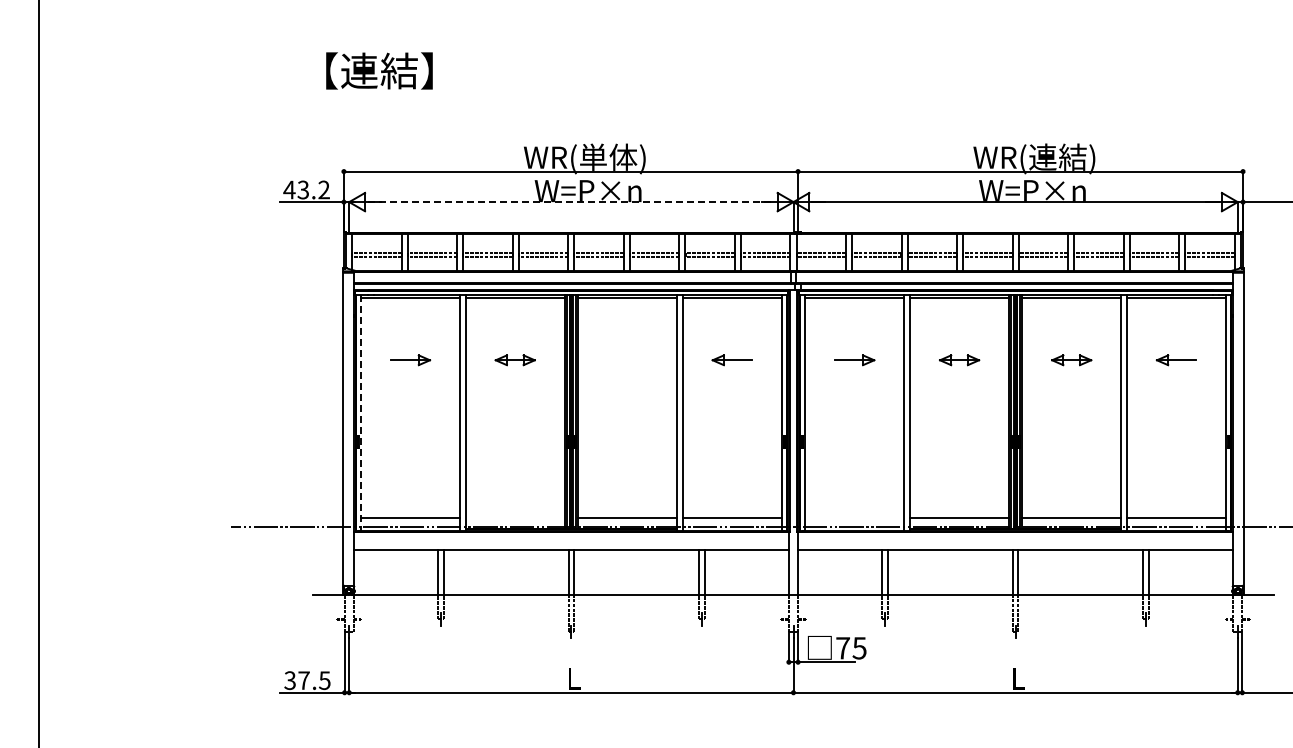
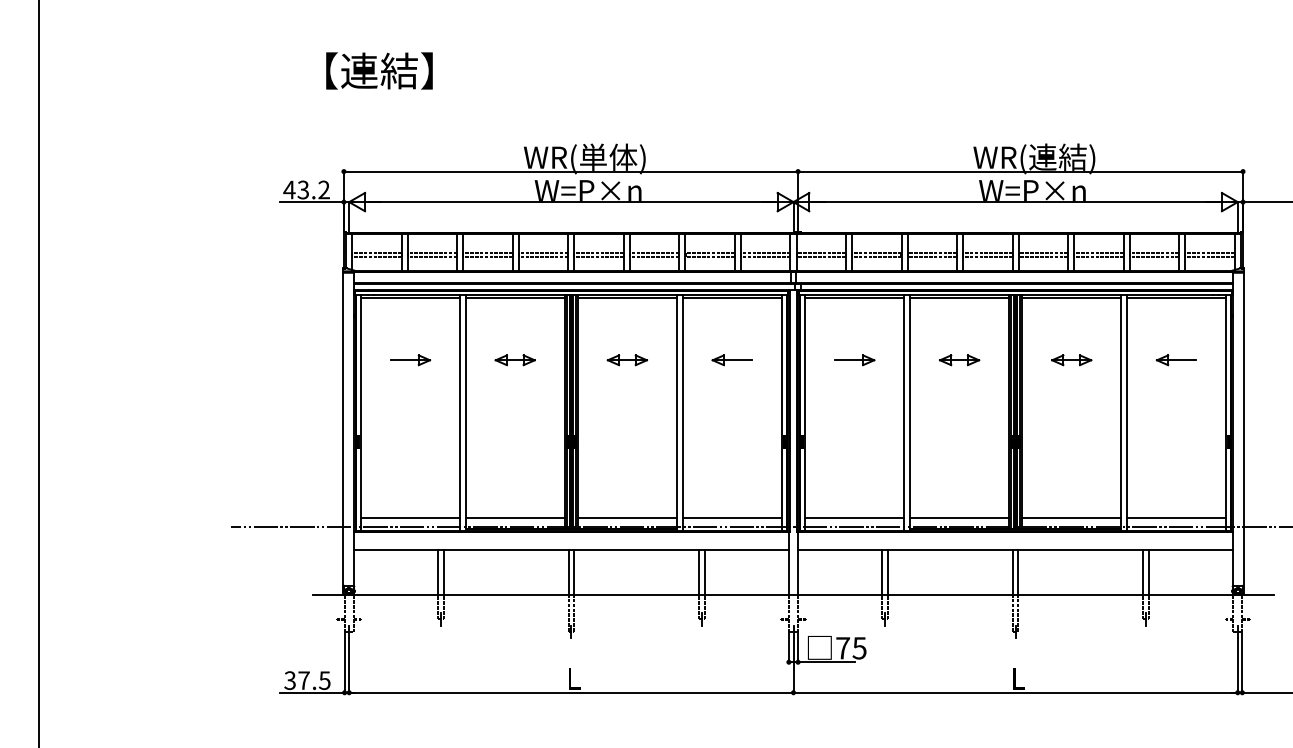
line: dashed -> solid (571, 202)
part: none -> present (626, 360)
line: dashed -> solid (360, 413)
line: none -> present (514, 517)
line: none -> present (854, 517)
